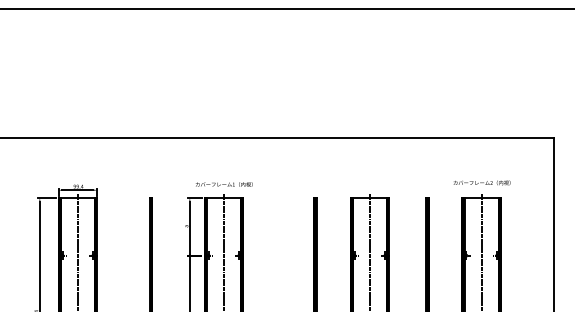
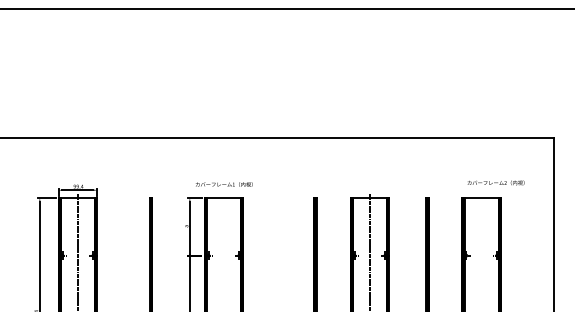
text position: (481, 182) -> (495, 182) (495, 182)
line: present -> none (223, 251)
line: present -> none (481, 251)
